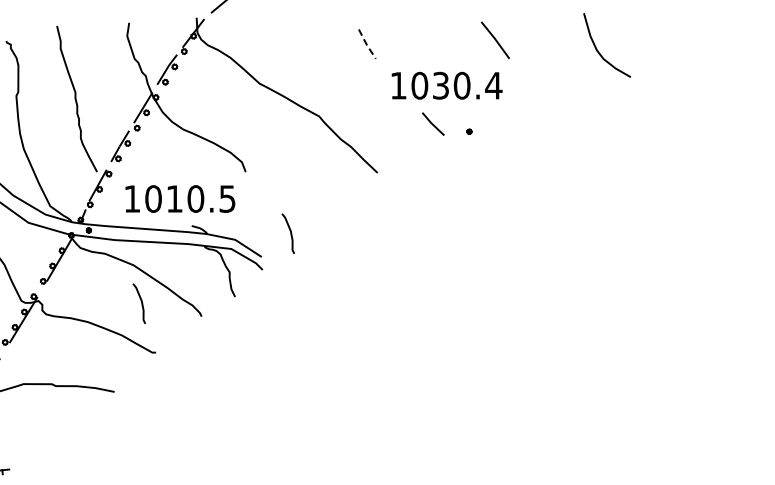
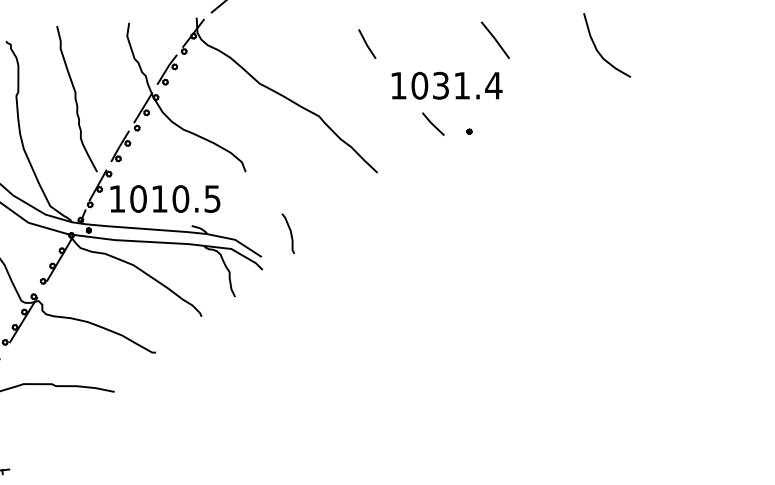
line: dashed -> solid (366, 44)
text: 1030.4 -> 1031.4 (461, 85)
text position: (180, 198) -> (165, 198) (165, 198)
curve: present -> none (141, 303)
